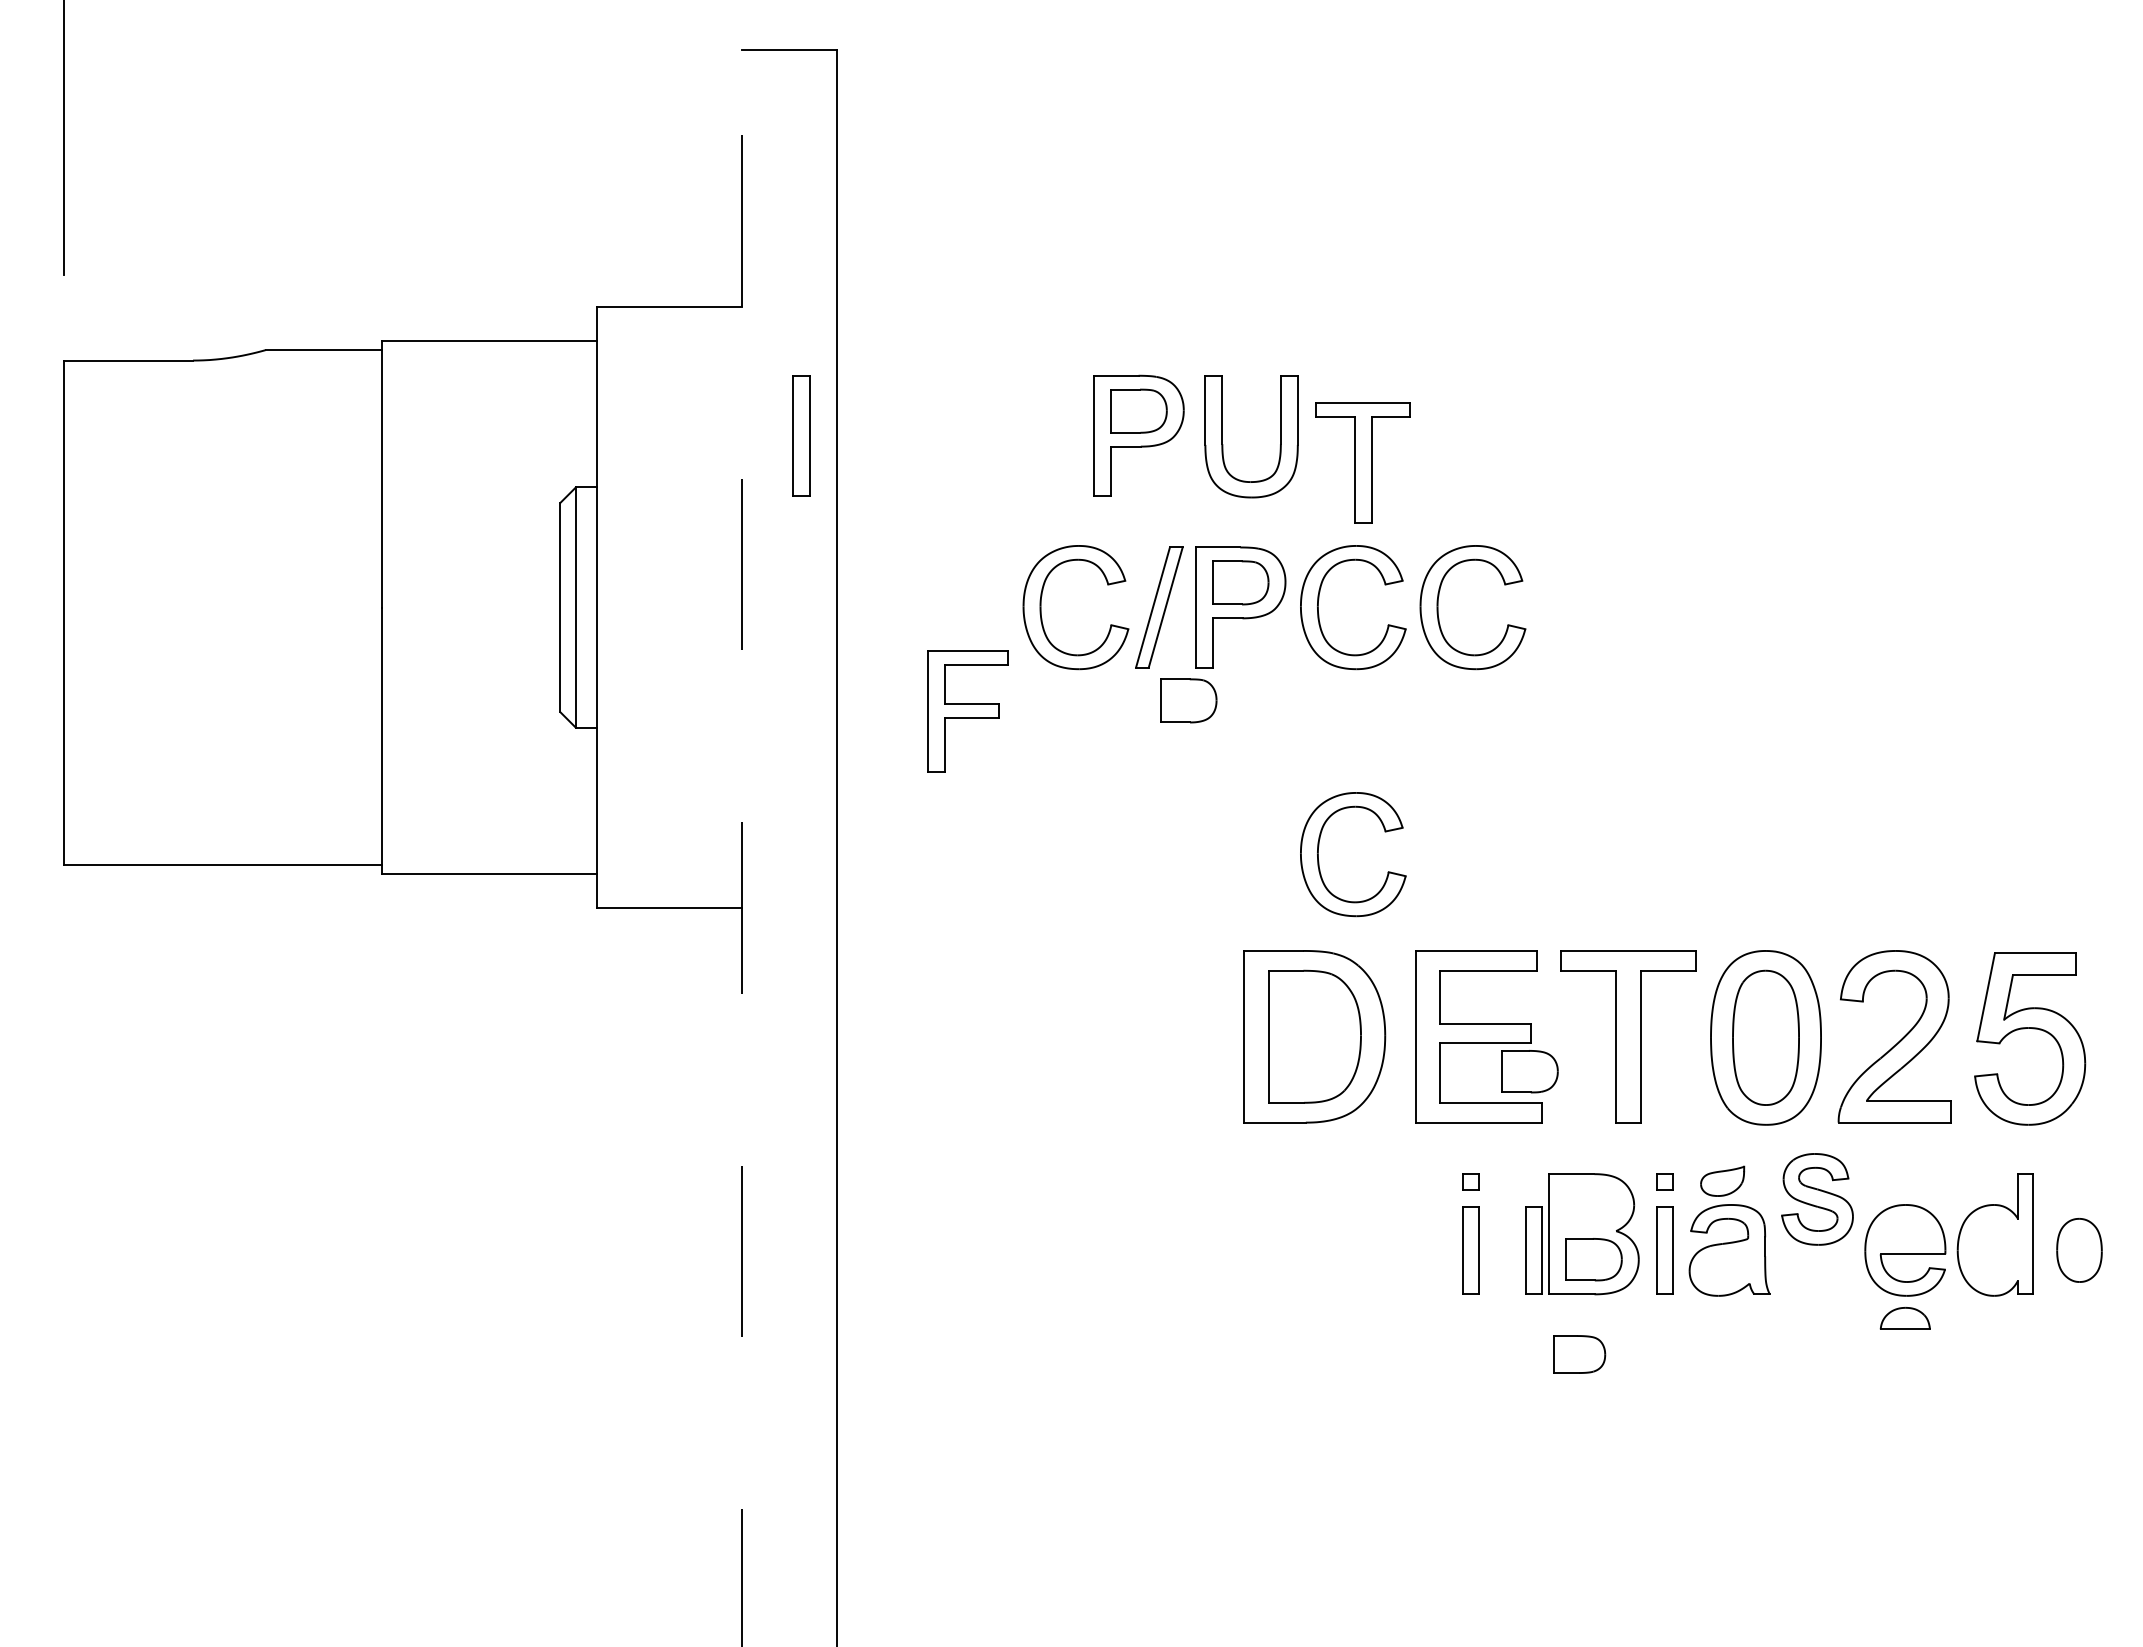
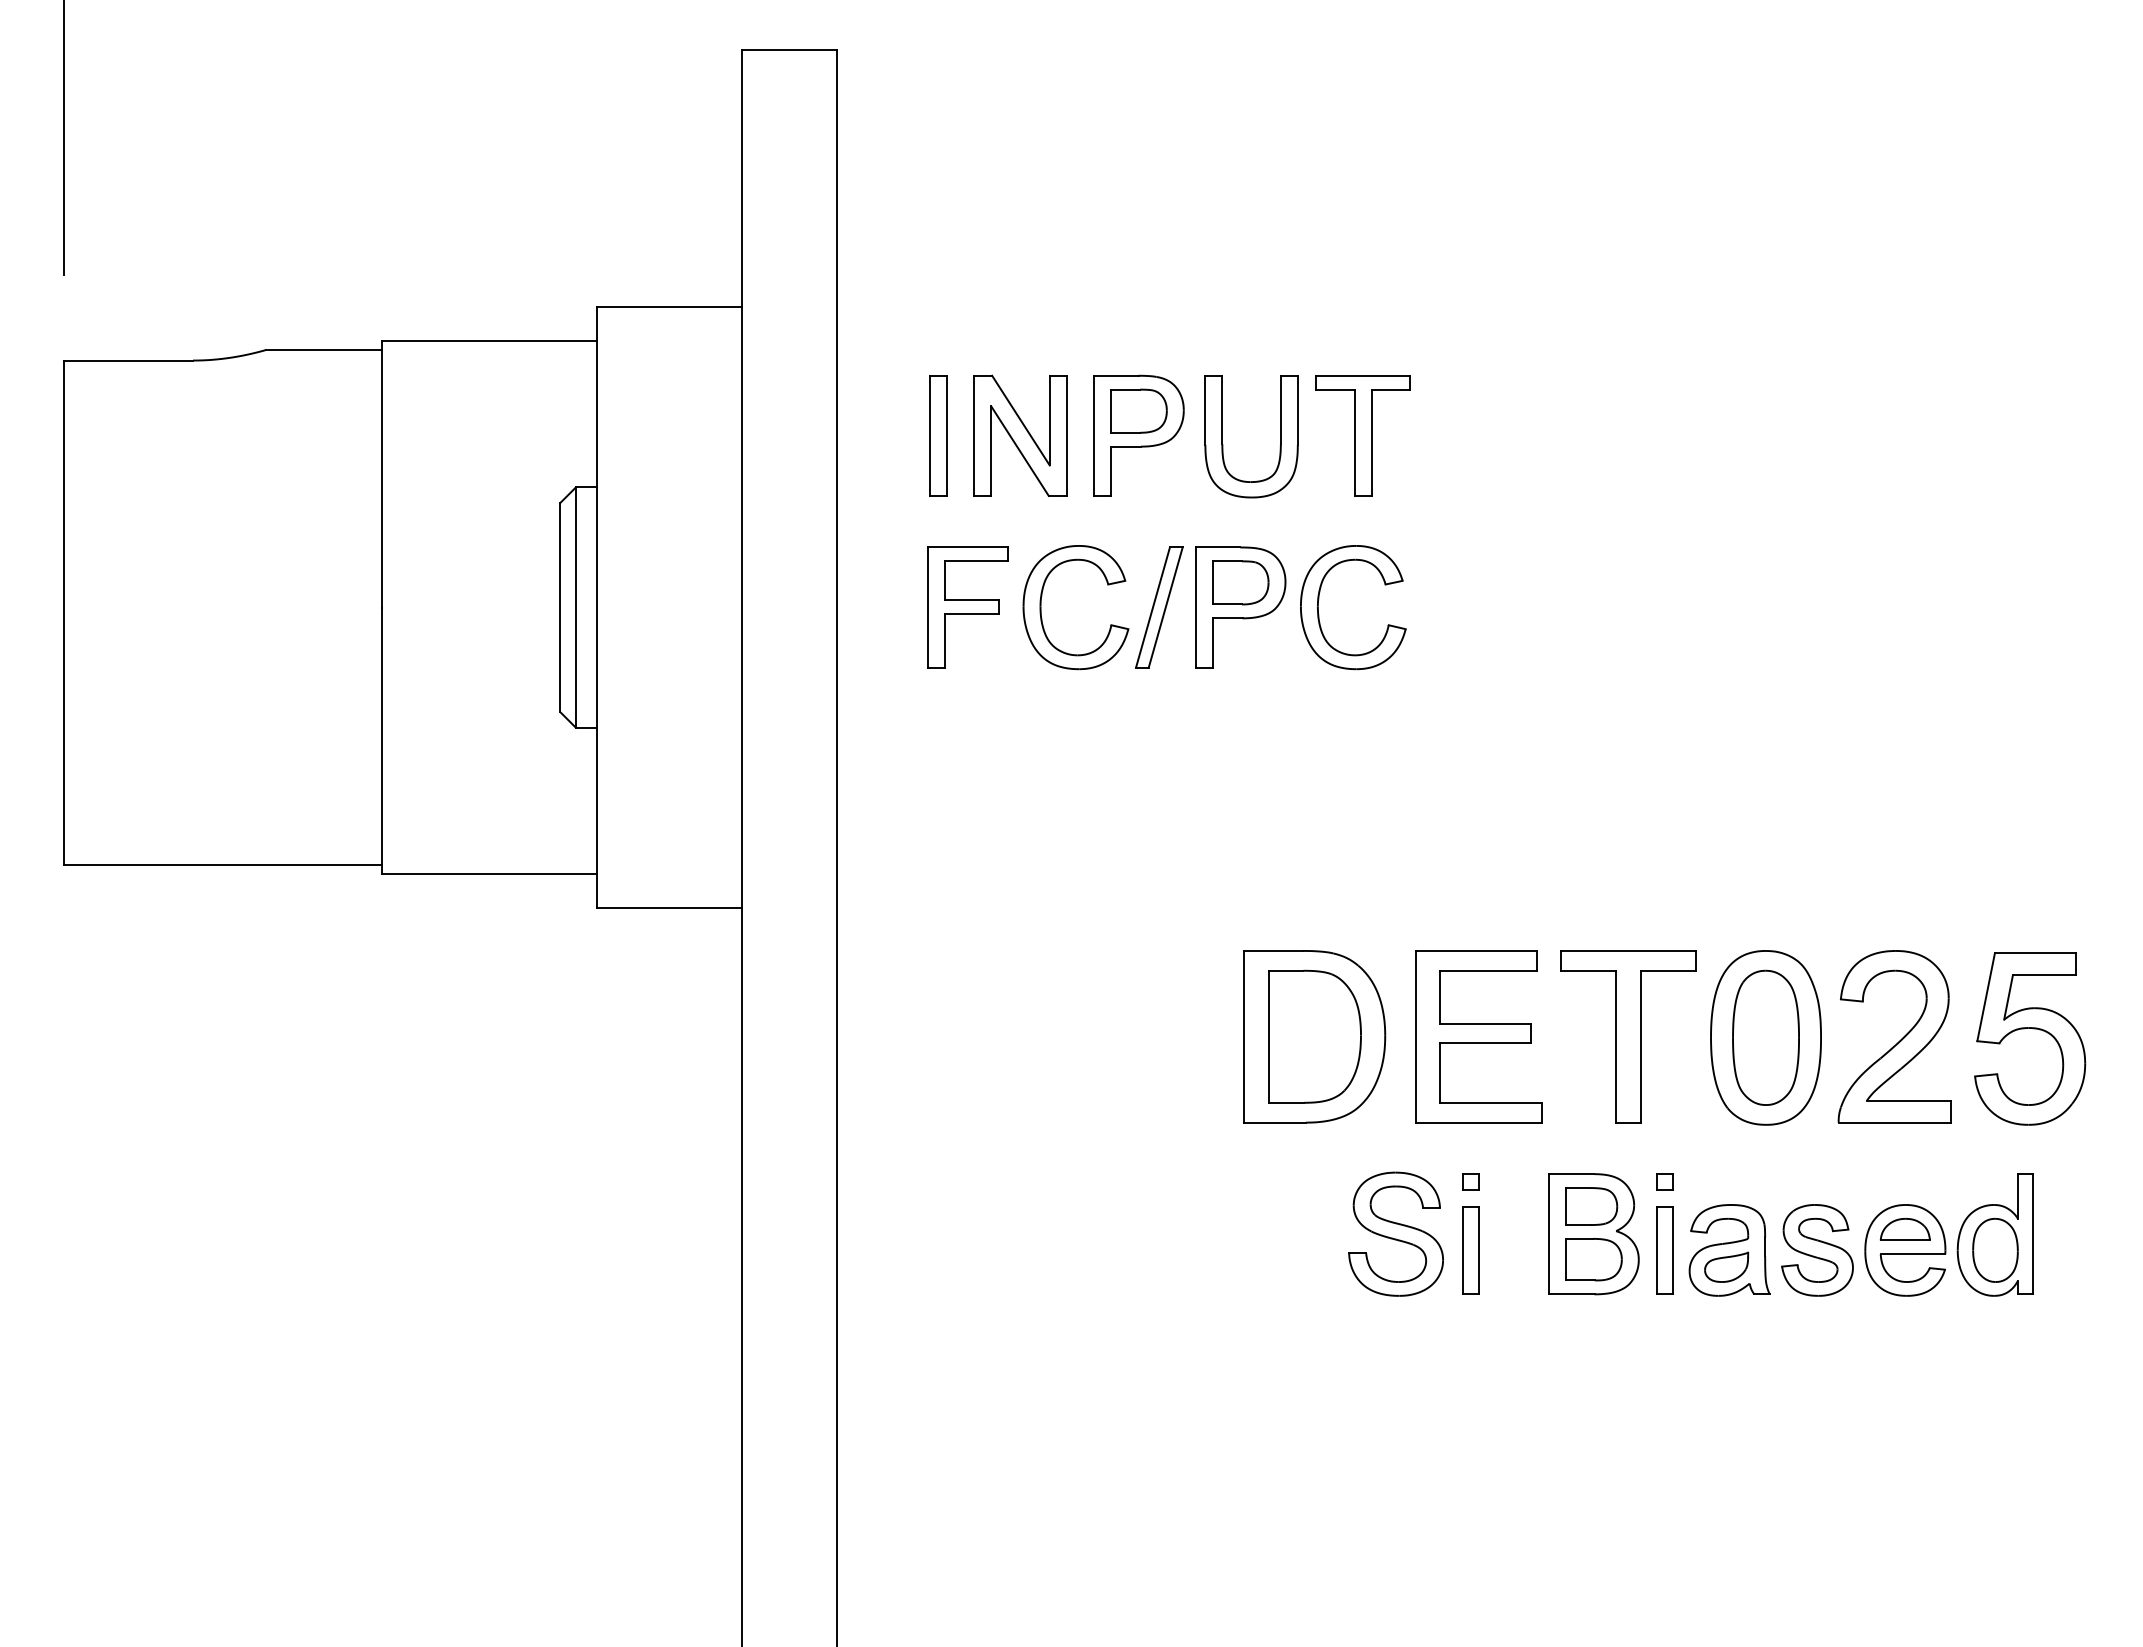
part position: (801, 435) -> (938, 435) (938, 435)
part: none -> present (1020, 435)
part position: (1362, 462) -> (1362, 435) (1362, 435)
part: present -> none (1438, 607)
part: present -> none (1188, 700)
part position: (967, 711) -> (967, 607) (967, 607)
line: dashed -> solid (742, 847)
part: present -> none (1319, 861)
part: present -> none (1529, 1071)
part position: (1722, 1180) -> (1726, 1266) (1726, 1266)
part position: (1817, 1199) -> (1817, 1250) (1817, 1250)
part: none -> present (1395, 1233)
part: present -> none (1533, 1250)
part position: (2079, 1250) -> (1995, 1250) (1995, 1250)
part position: (1904, 1318) -> (1904, 1229) (1904, 1229)
part position: (1579, 1354) -> (1591, 1206) (1591, 1206)
